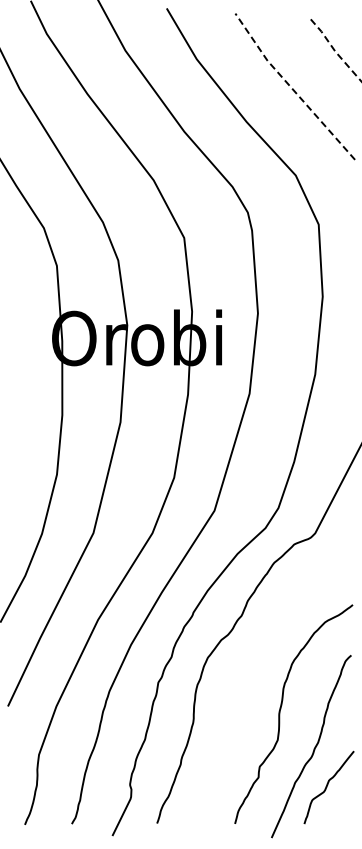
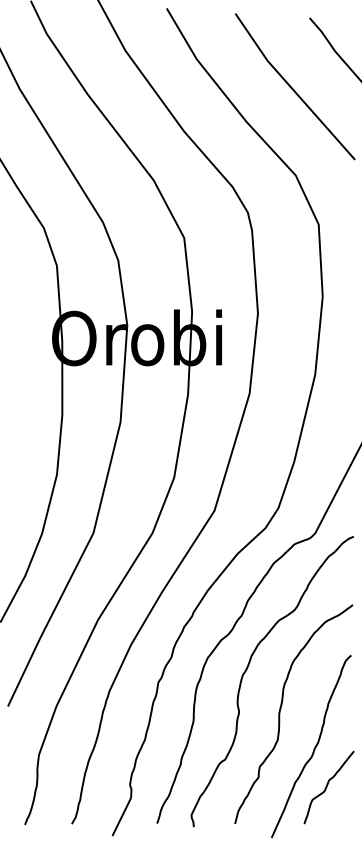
line: dashed -> solid (334, 49)
line: dashed -> solid (291, 88)
curve: none -> present (247, 669)
